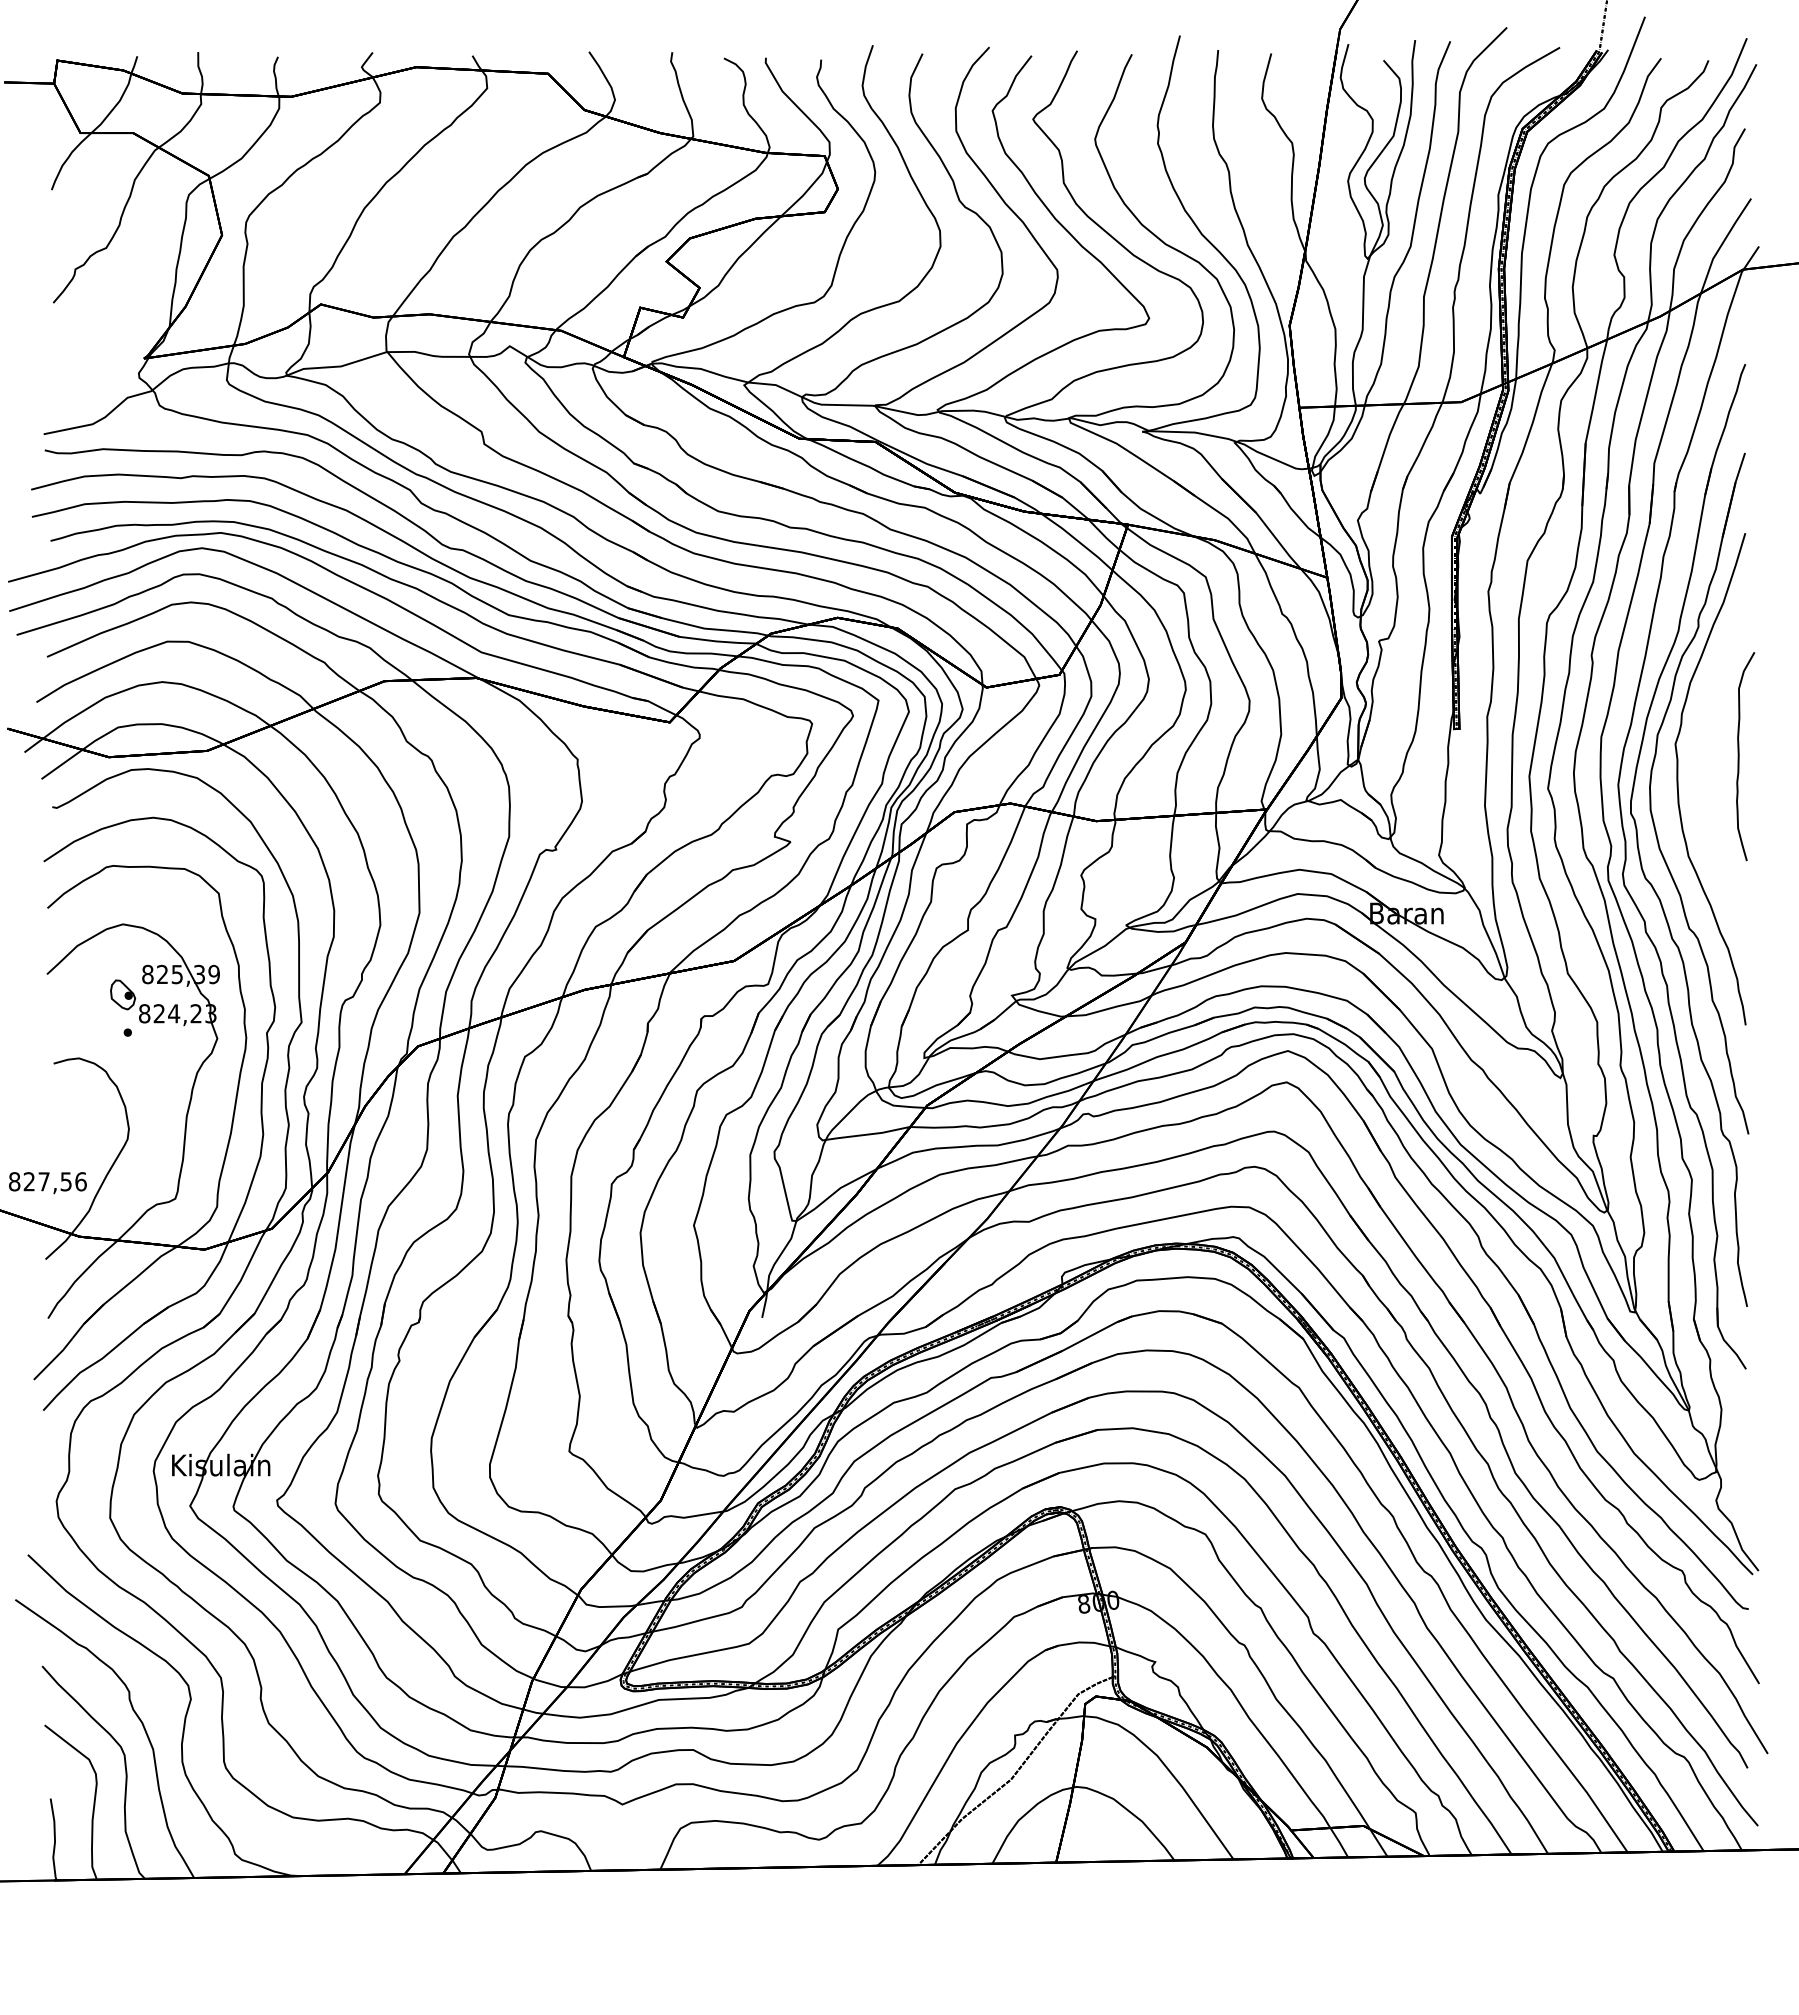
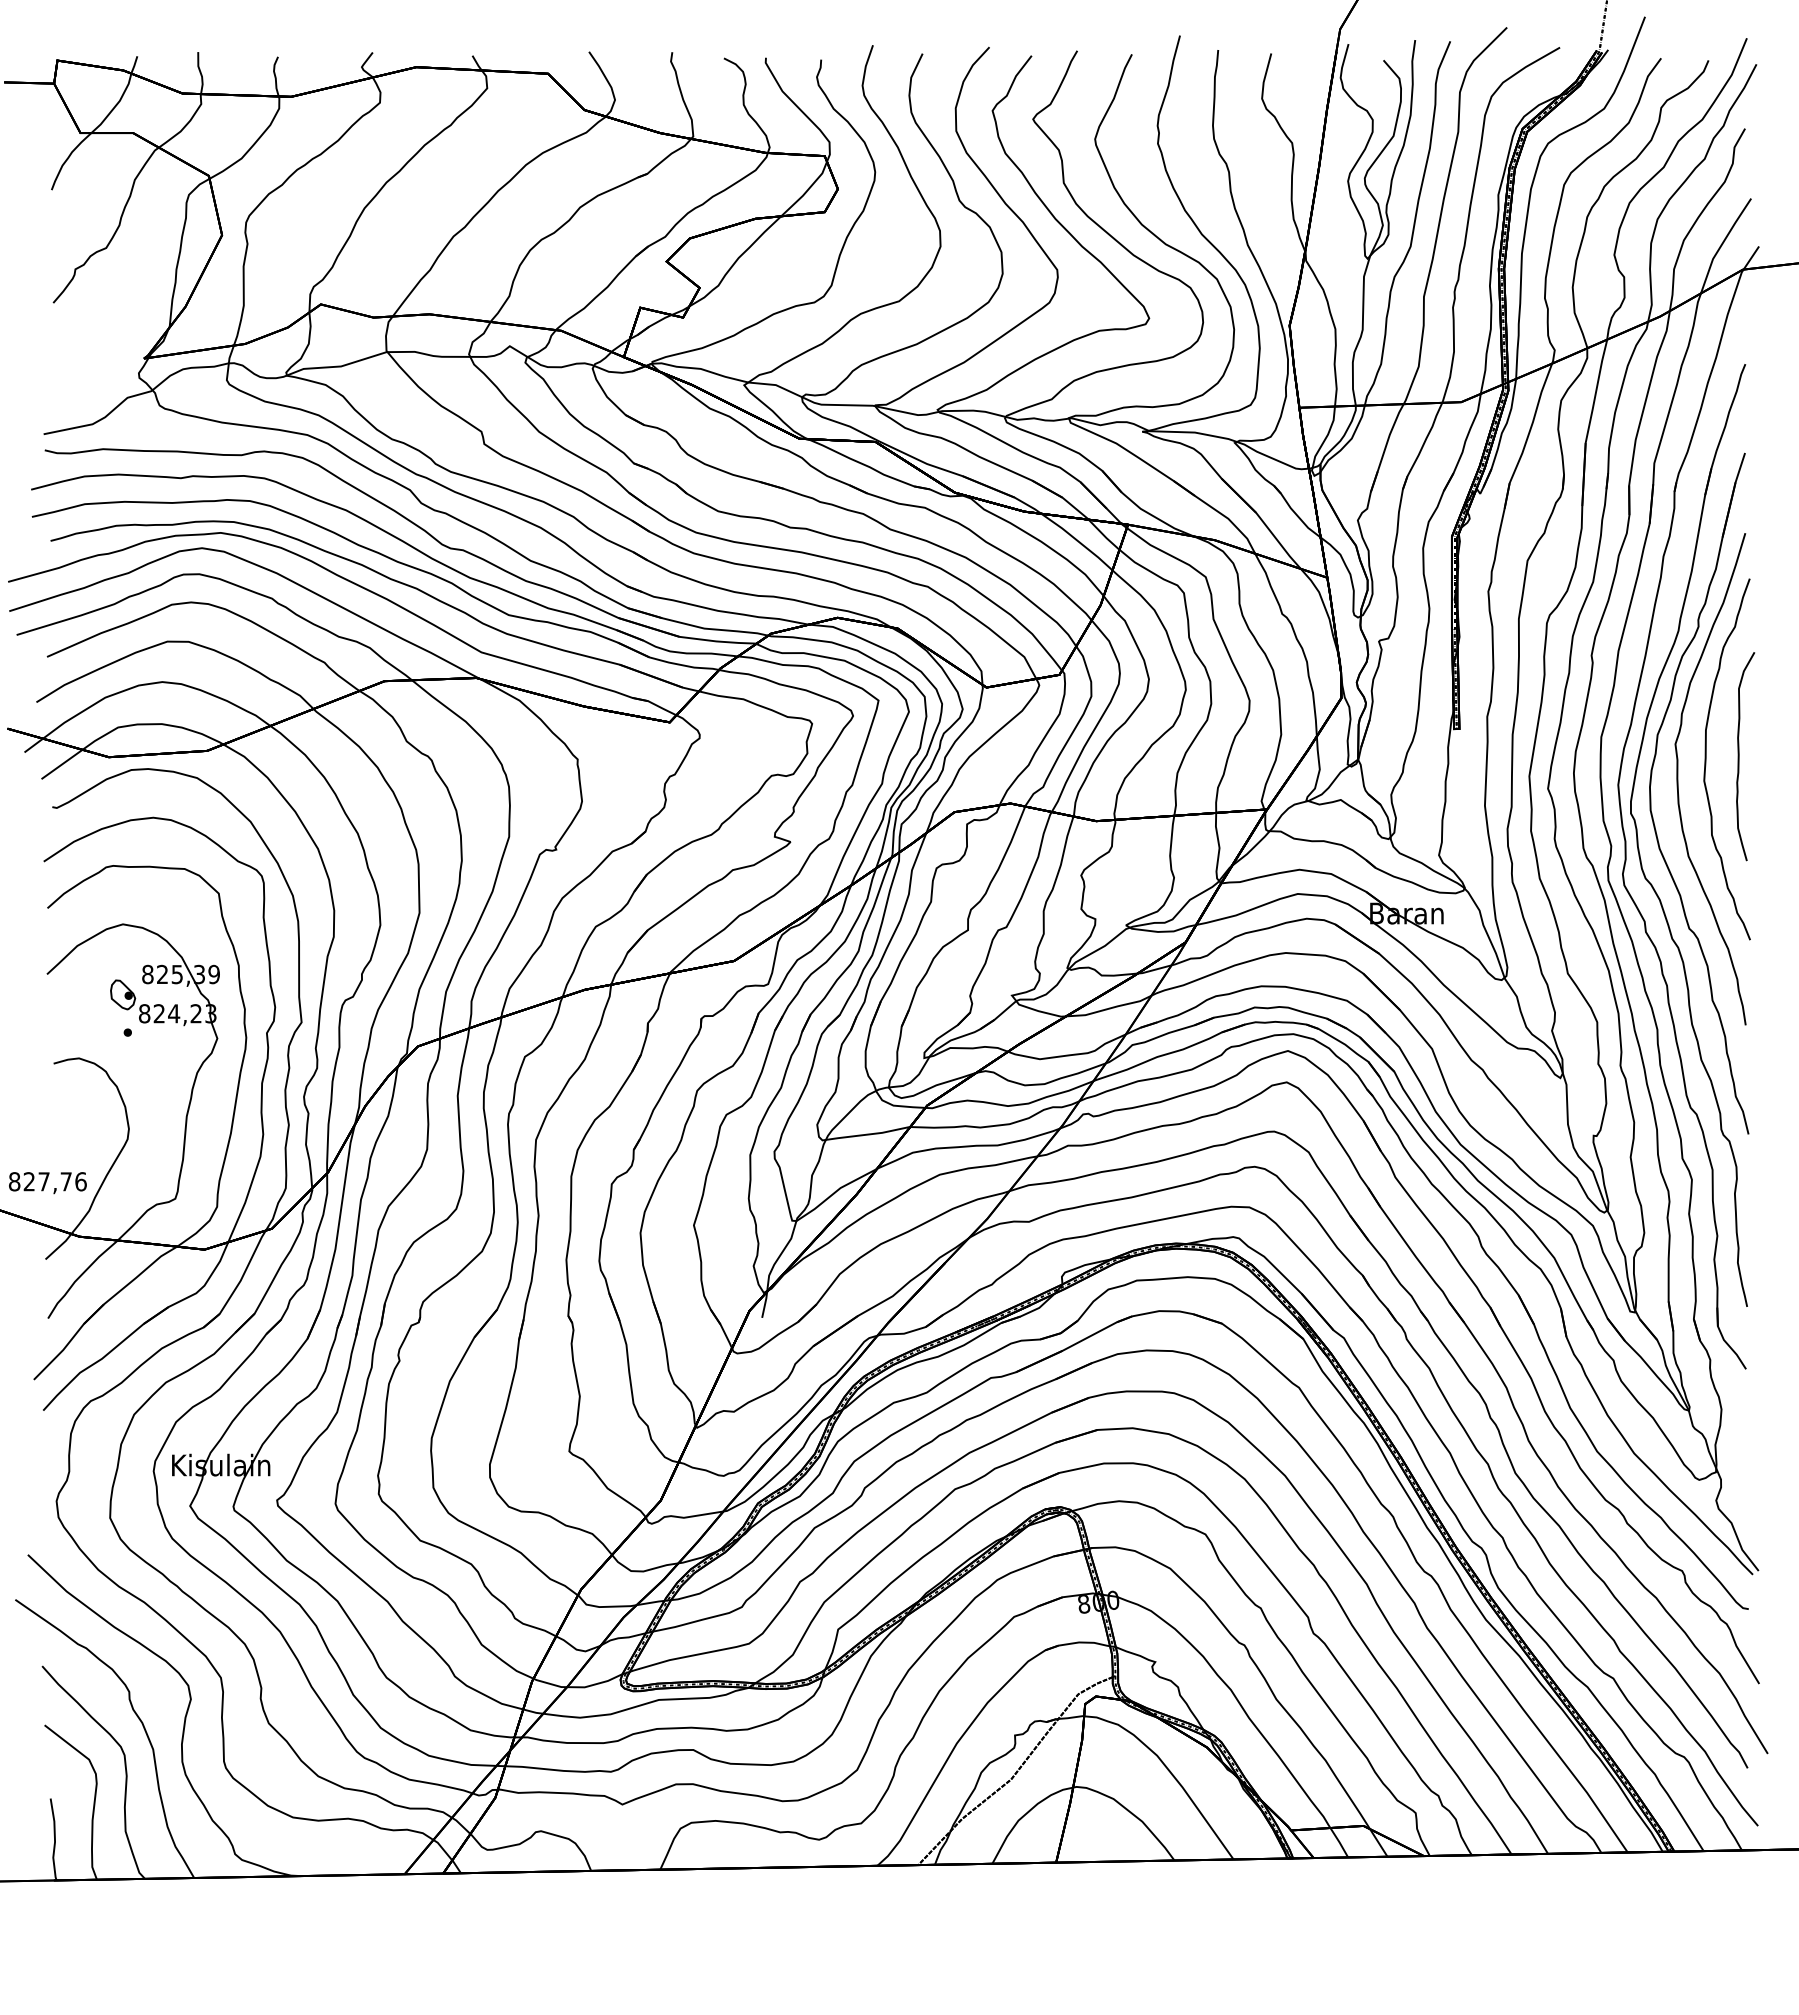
curve: none -> present (1706, 759)
text: 827,56 -> 827,76 (65, 1181)
